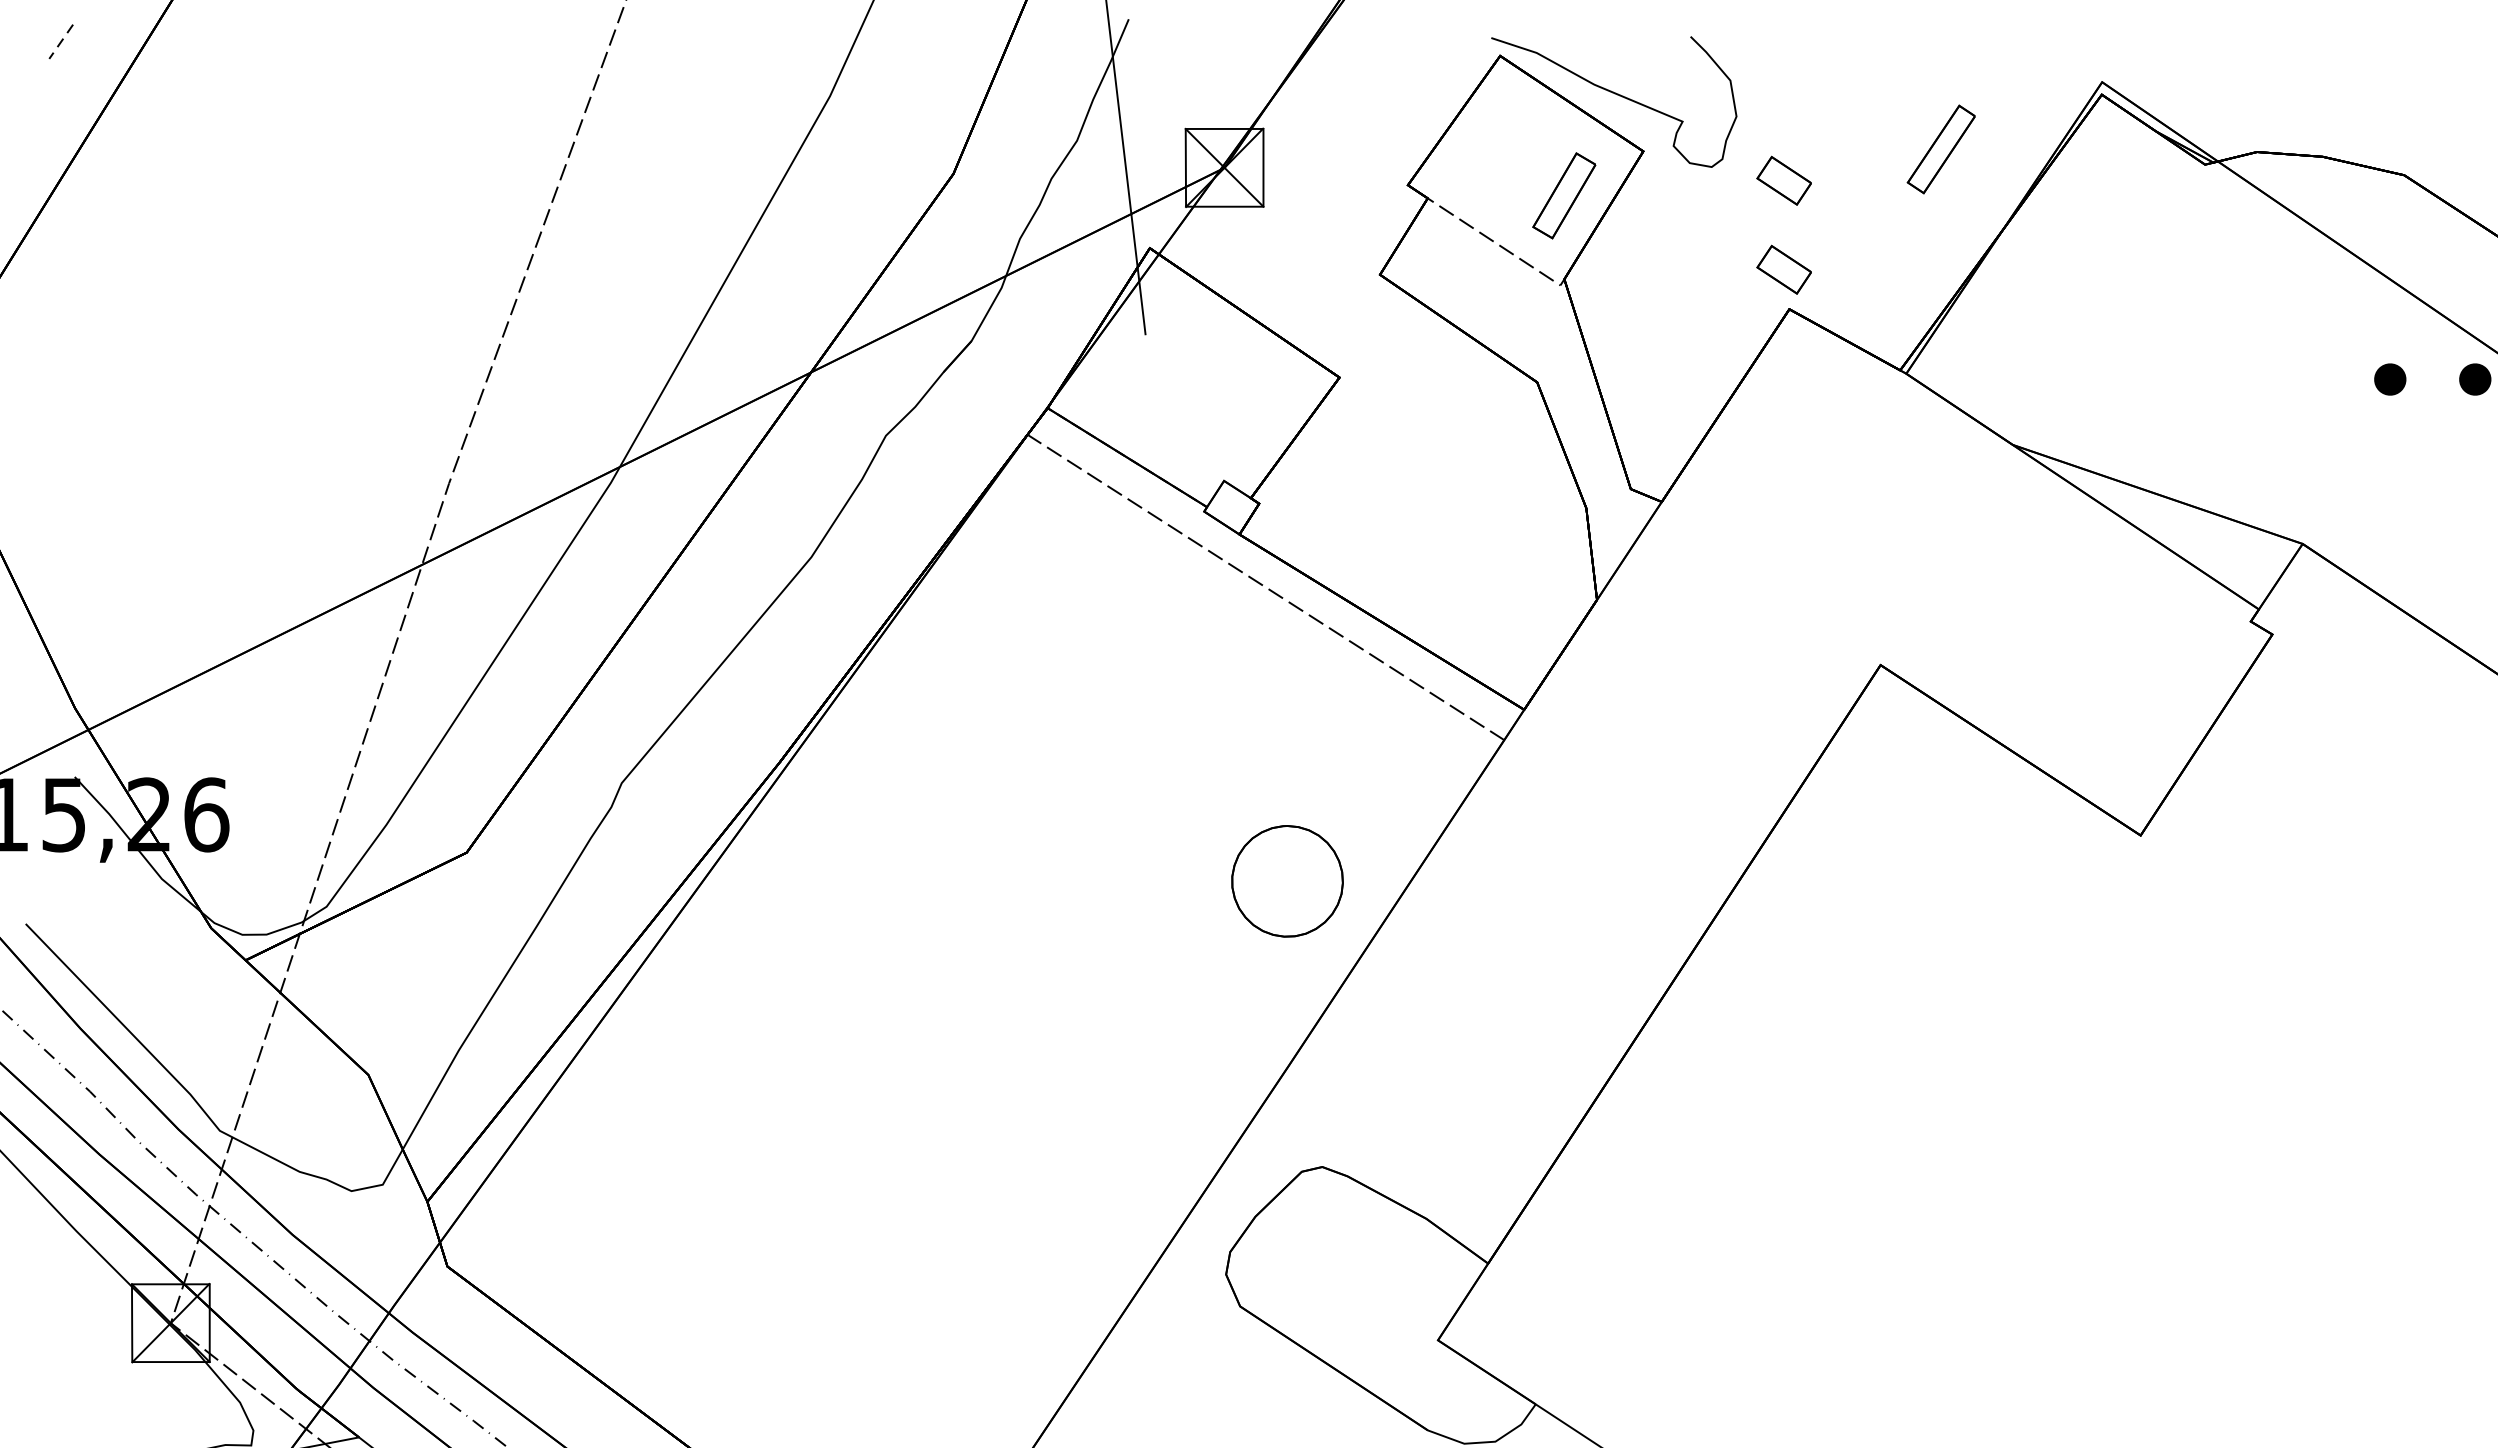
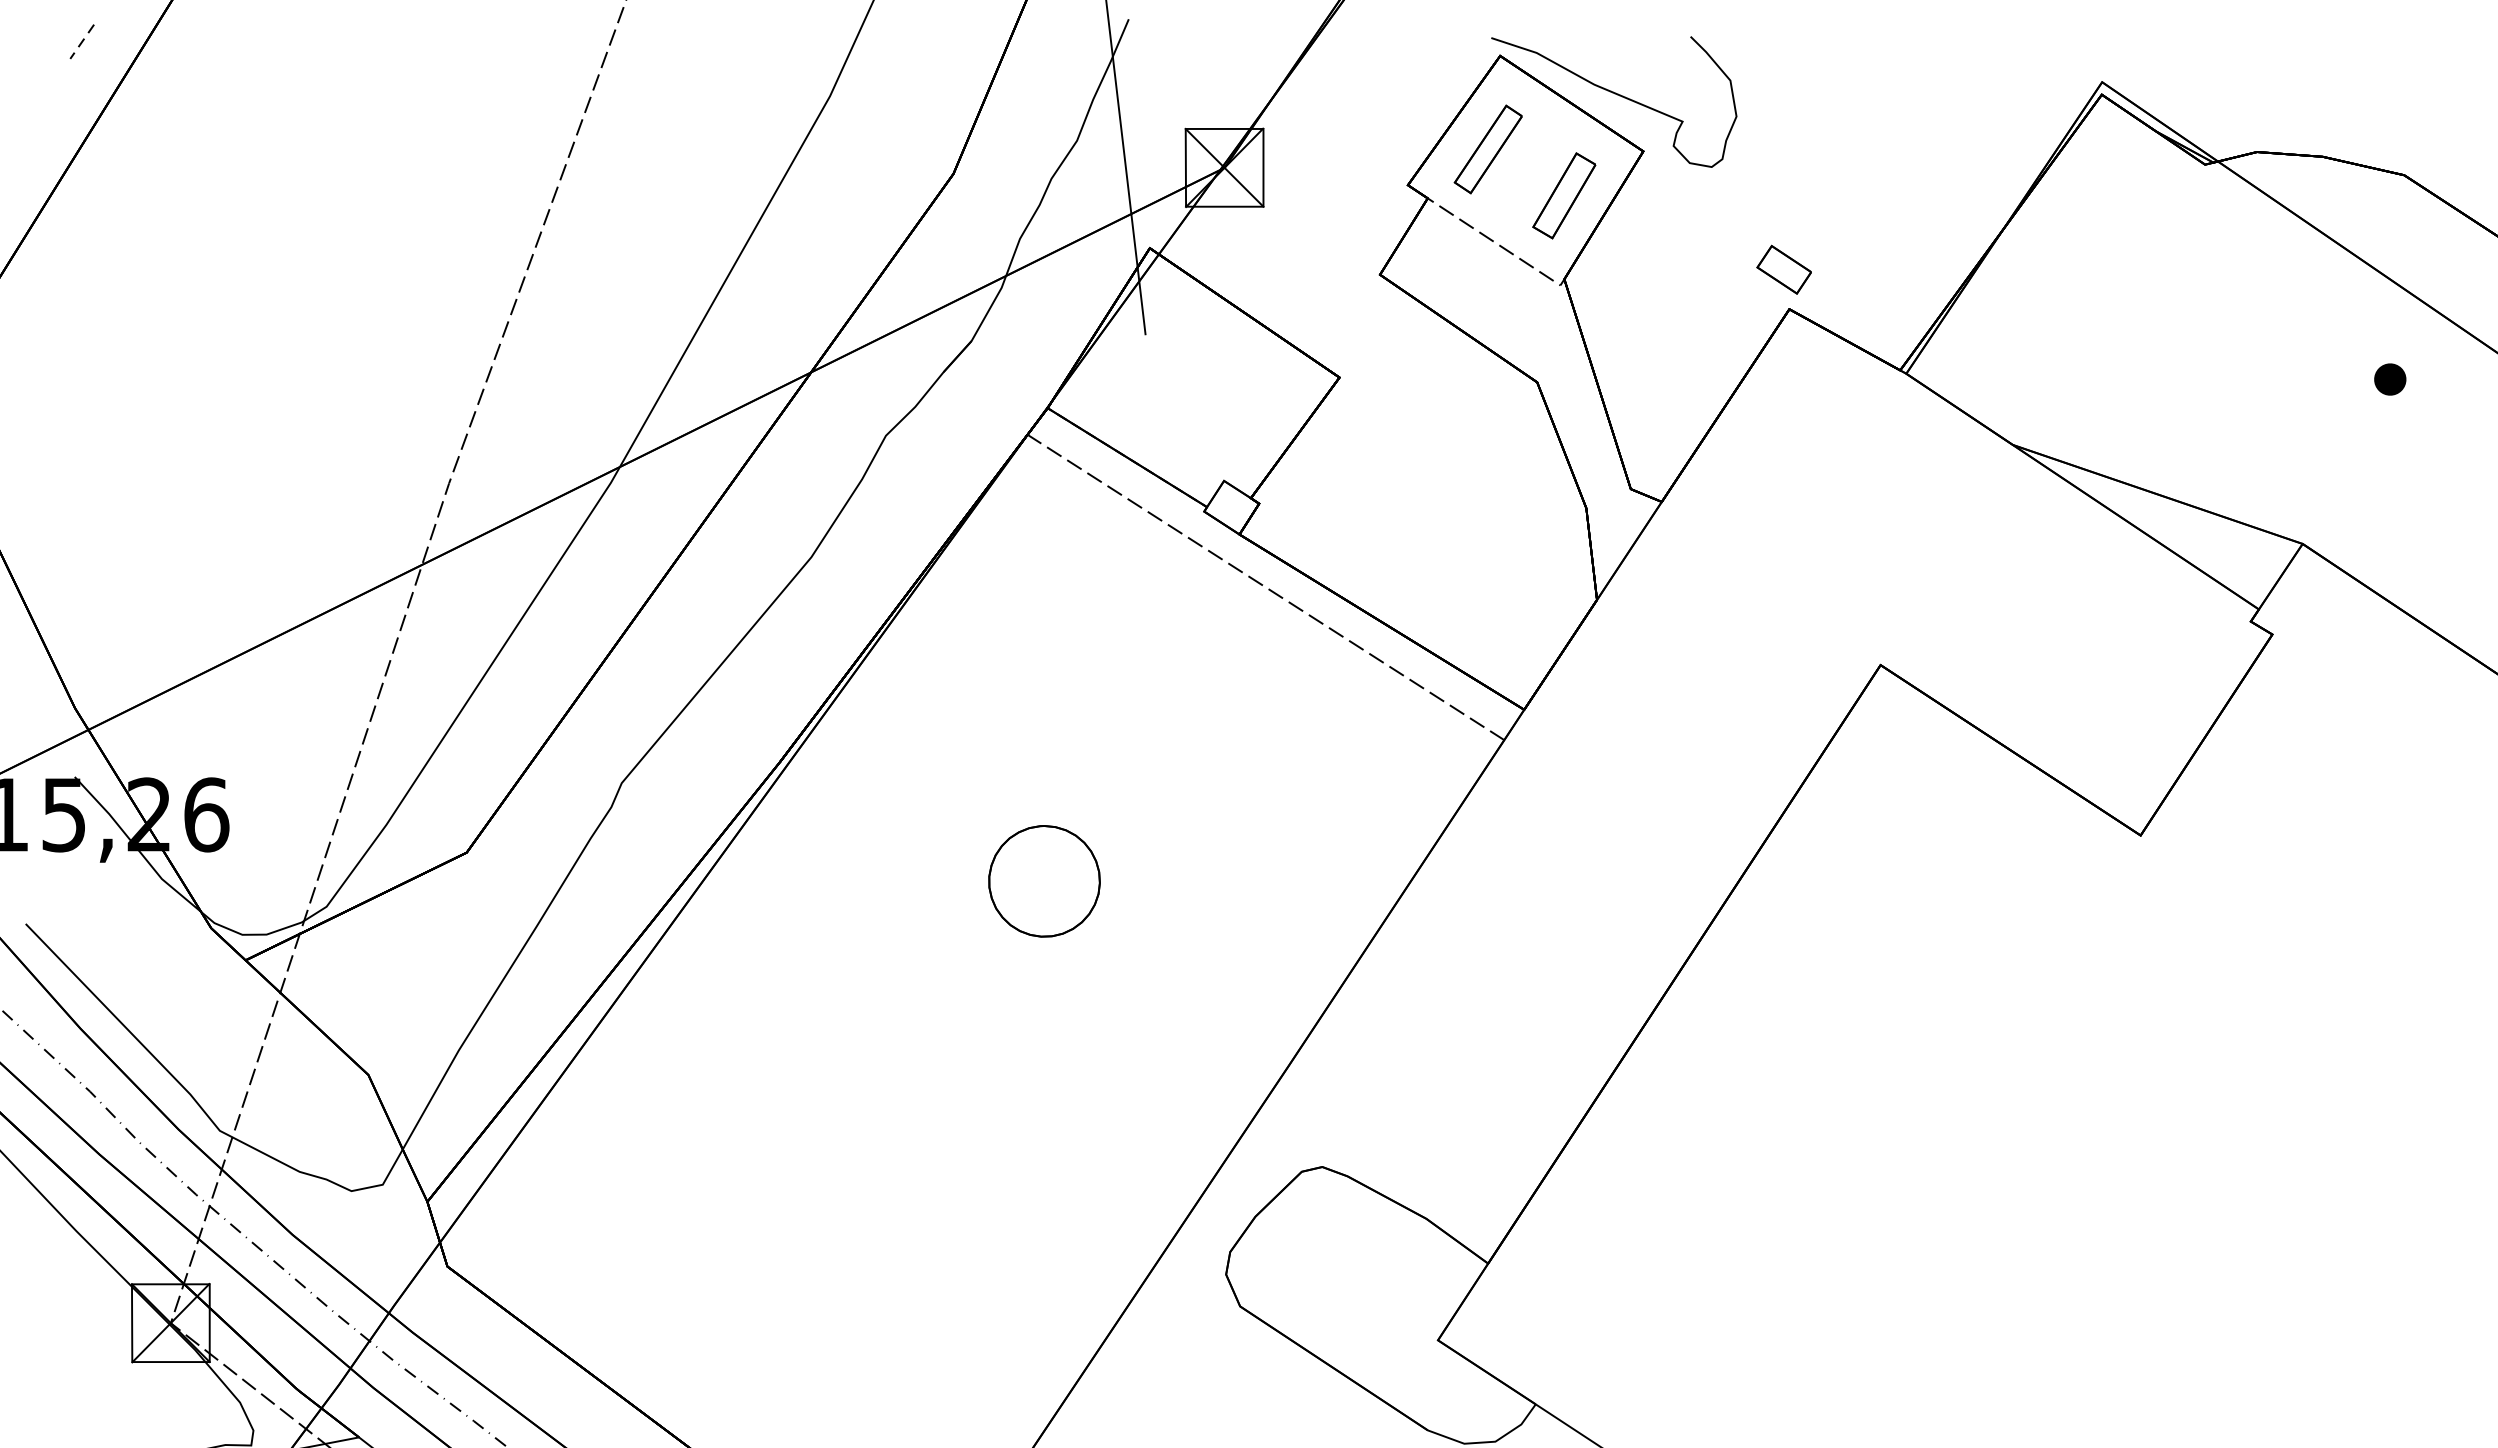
line position: (60, 41) -> (81, 41) (81, 41)
part position: (1940, 149) -> (1487, 149) (1487, 149)
part: present -> none (1783, 180)
part: present -> none (2475, 379)
part position: (1287, 881) -> (1044, 881) (1044, 881)
